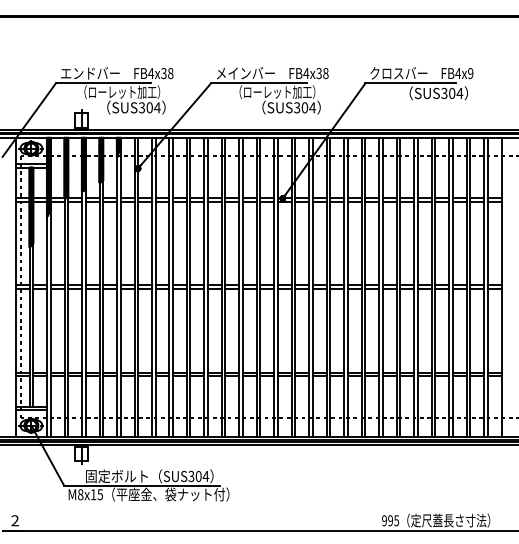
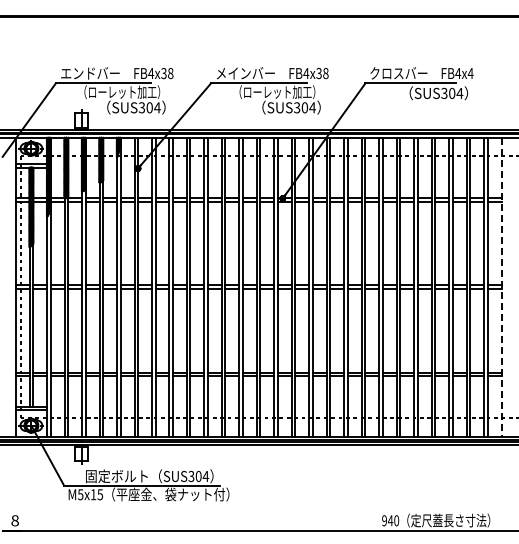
text: FB4x9 -> FB4x4 (470, 73)
line: solid -> dashed (501, 287)
text: M8x15 -> M5x15 (80, 494)
text: 2 -> 8 (14, 520)
text: 995 -> 940 (393, 520)
